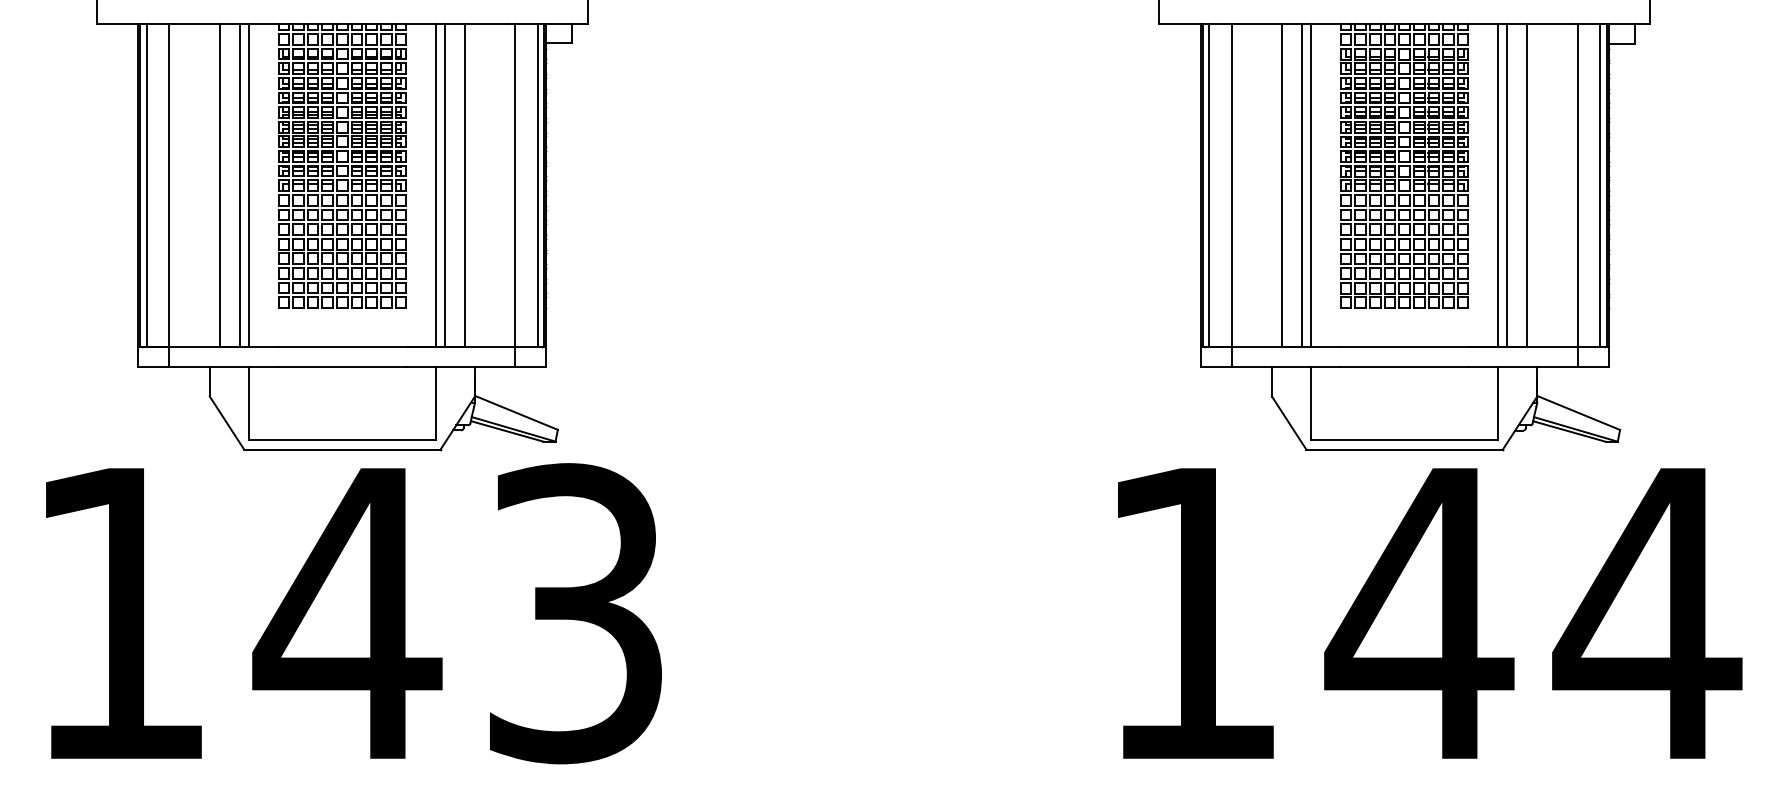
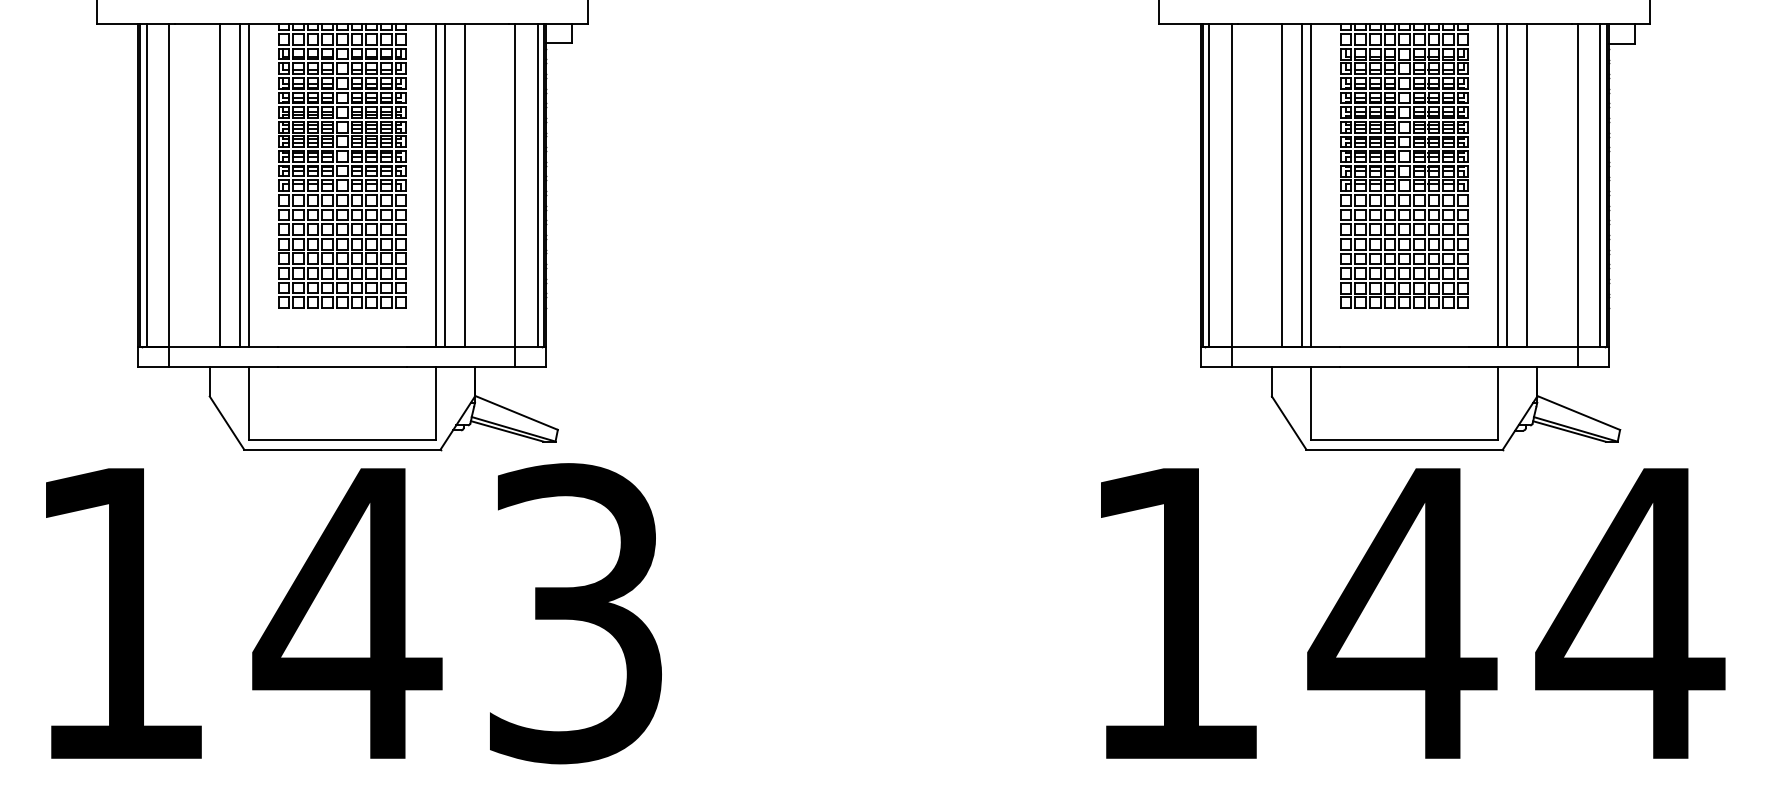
text position: (1430, 613) -> (1413, 613) (1413, 613)
